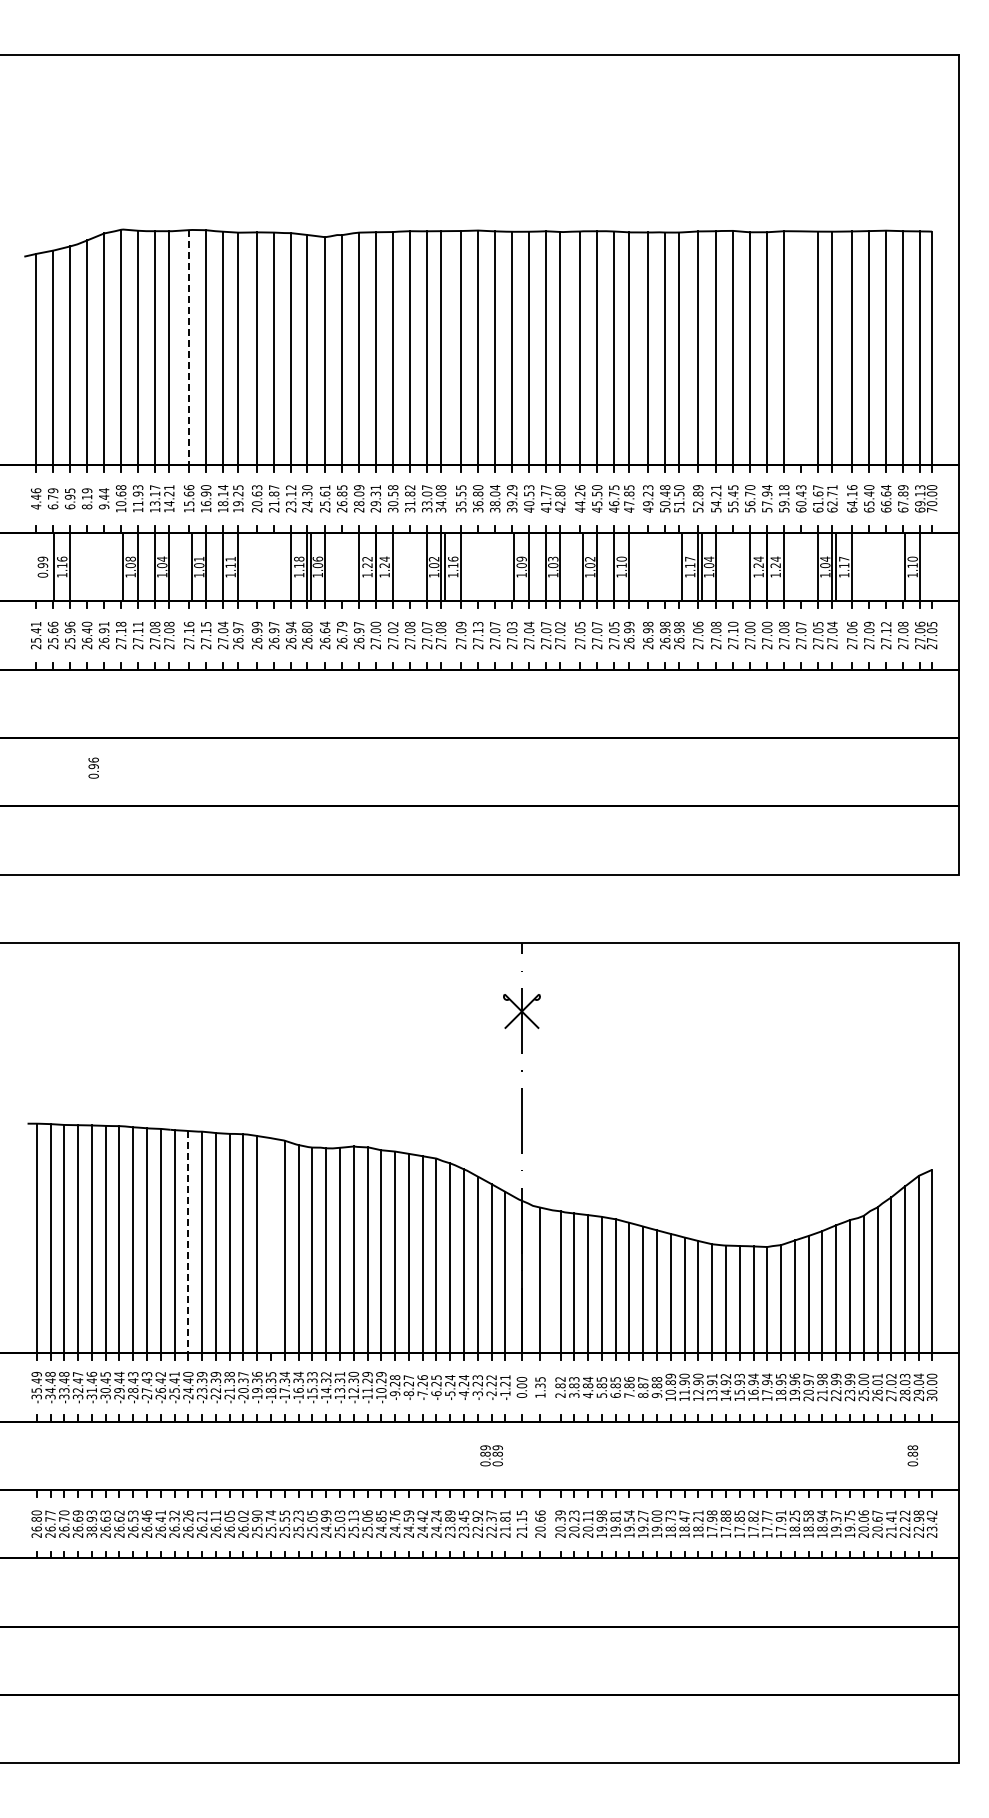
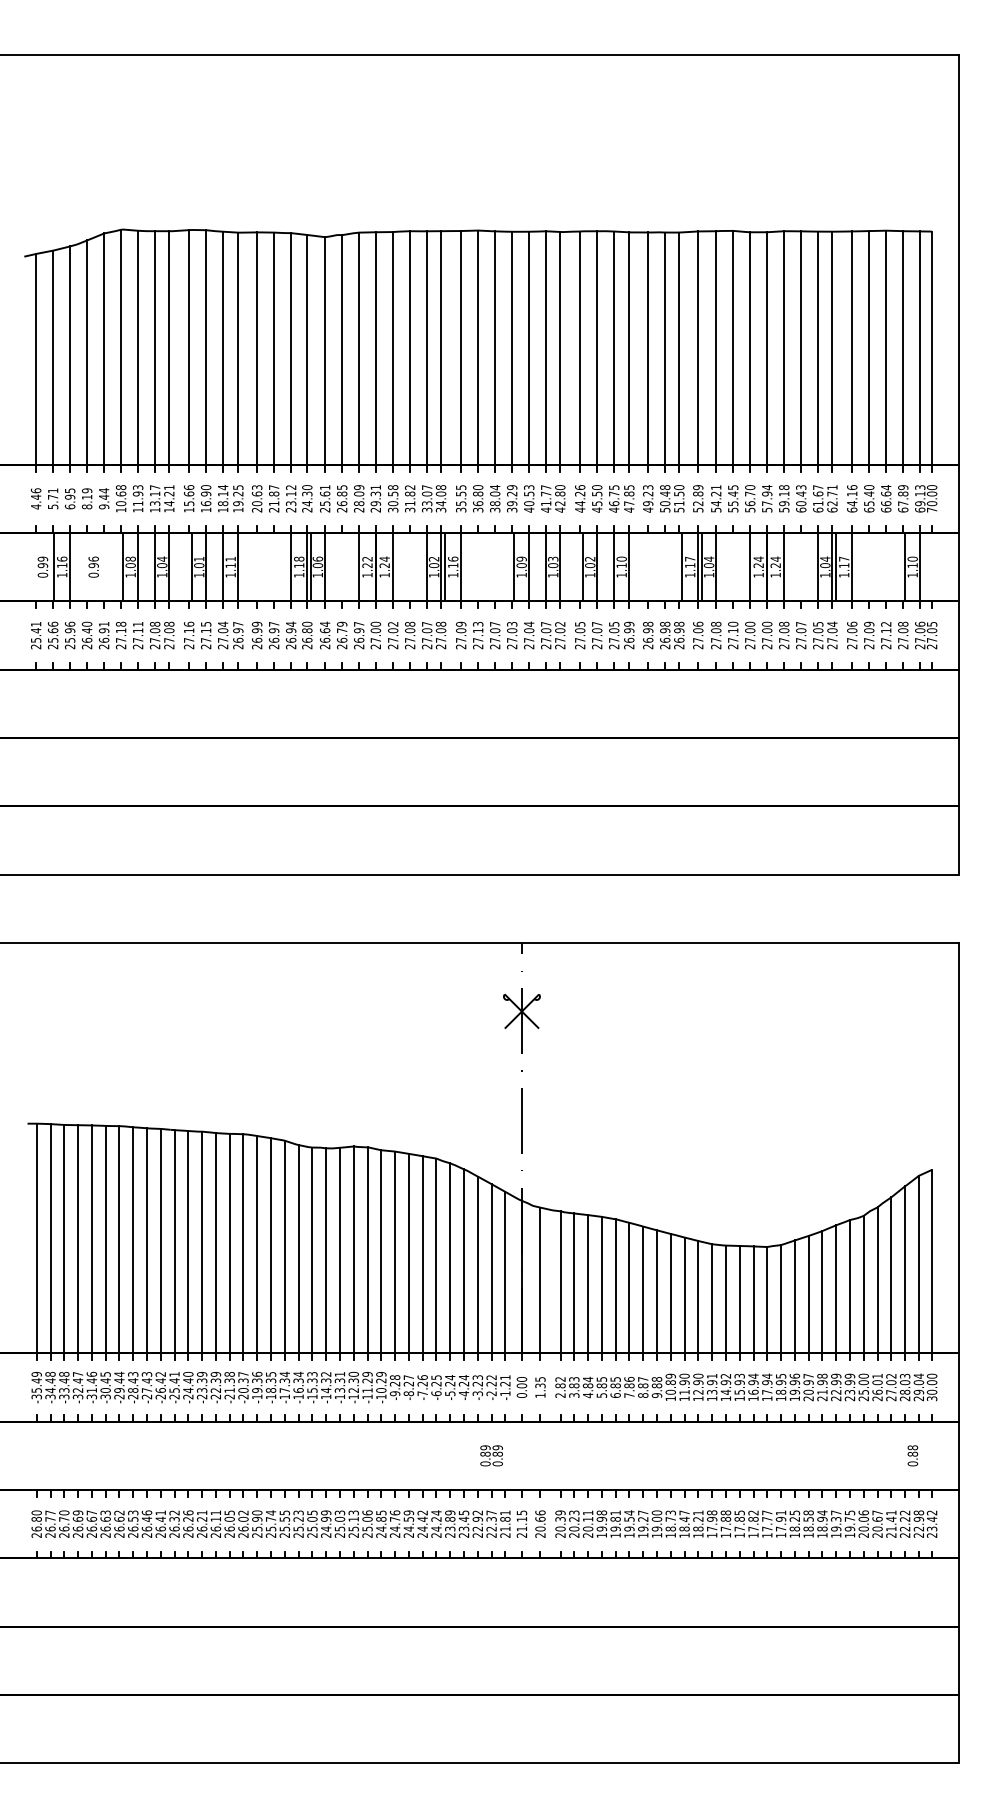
line: dashed -> solid (189, 347)
line: none -> present (801, 347)
text: 6.79 -> 5.71 (52, 498)
text position: (93, 767) -> (93, 566) (93, 566)
line: dashed -> solid (188, 1242)
line: none -> present (271, 1245)
text: 38.93 -> 26.67 (91, 1523)
